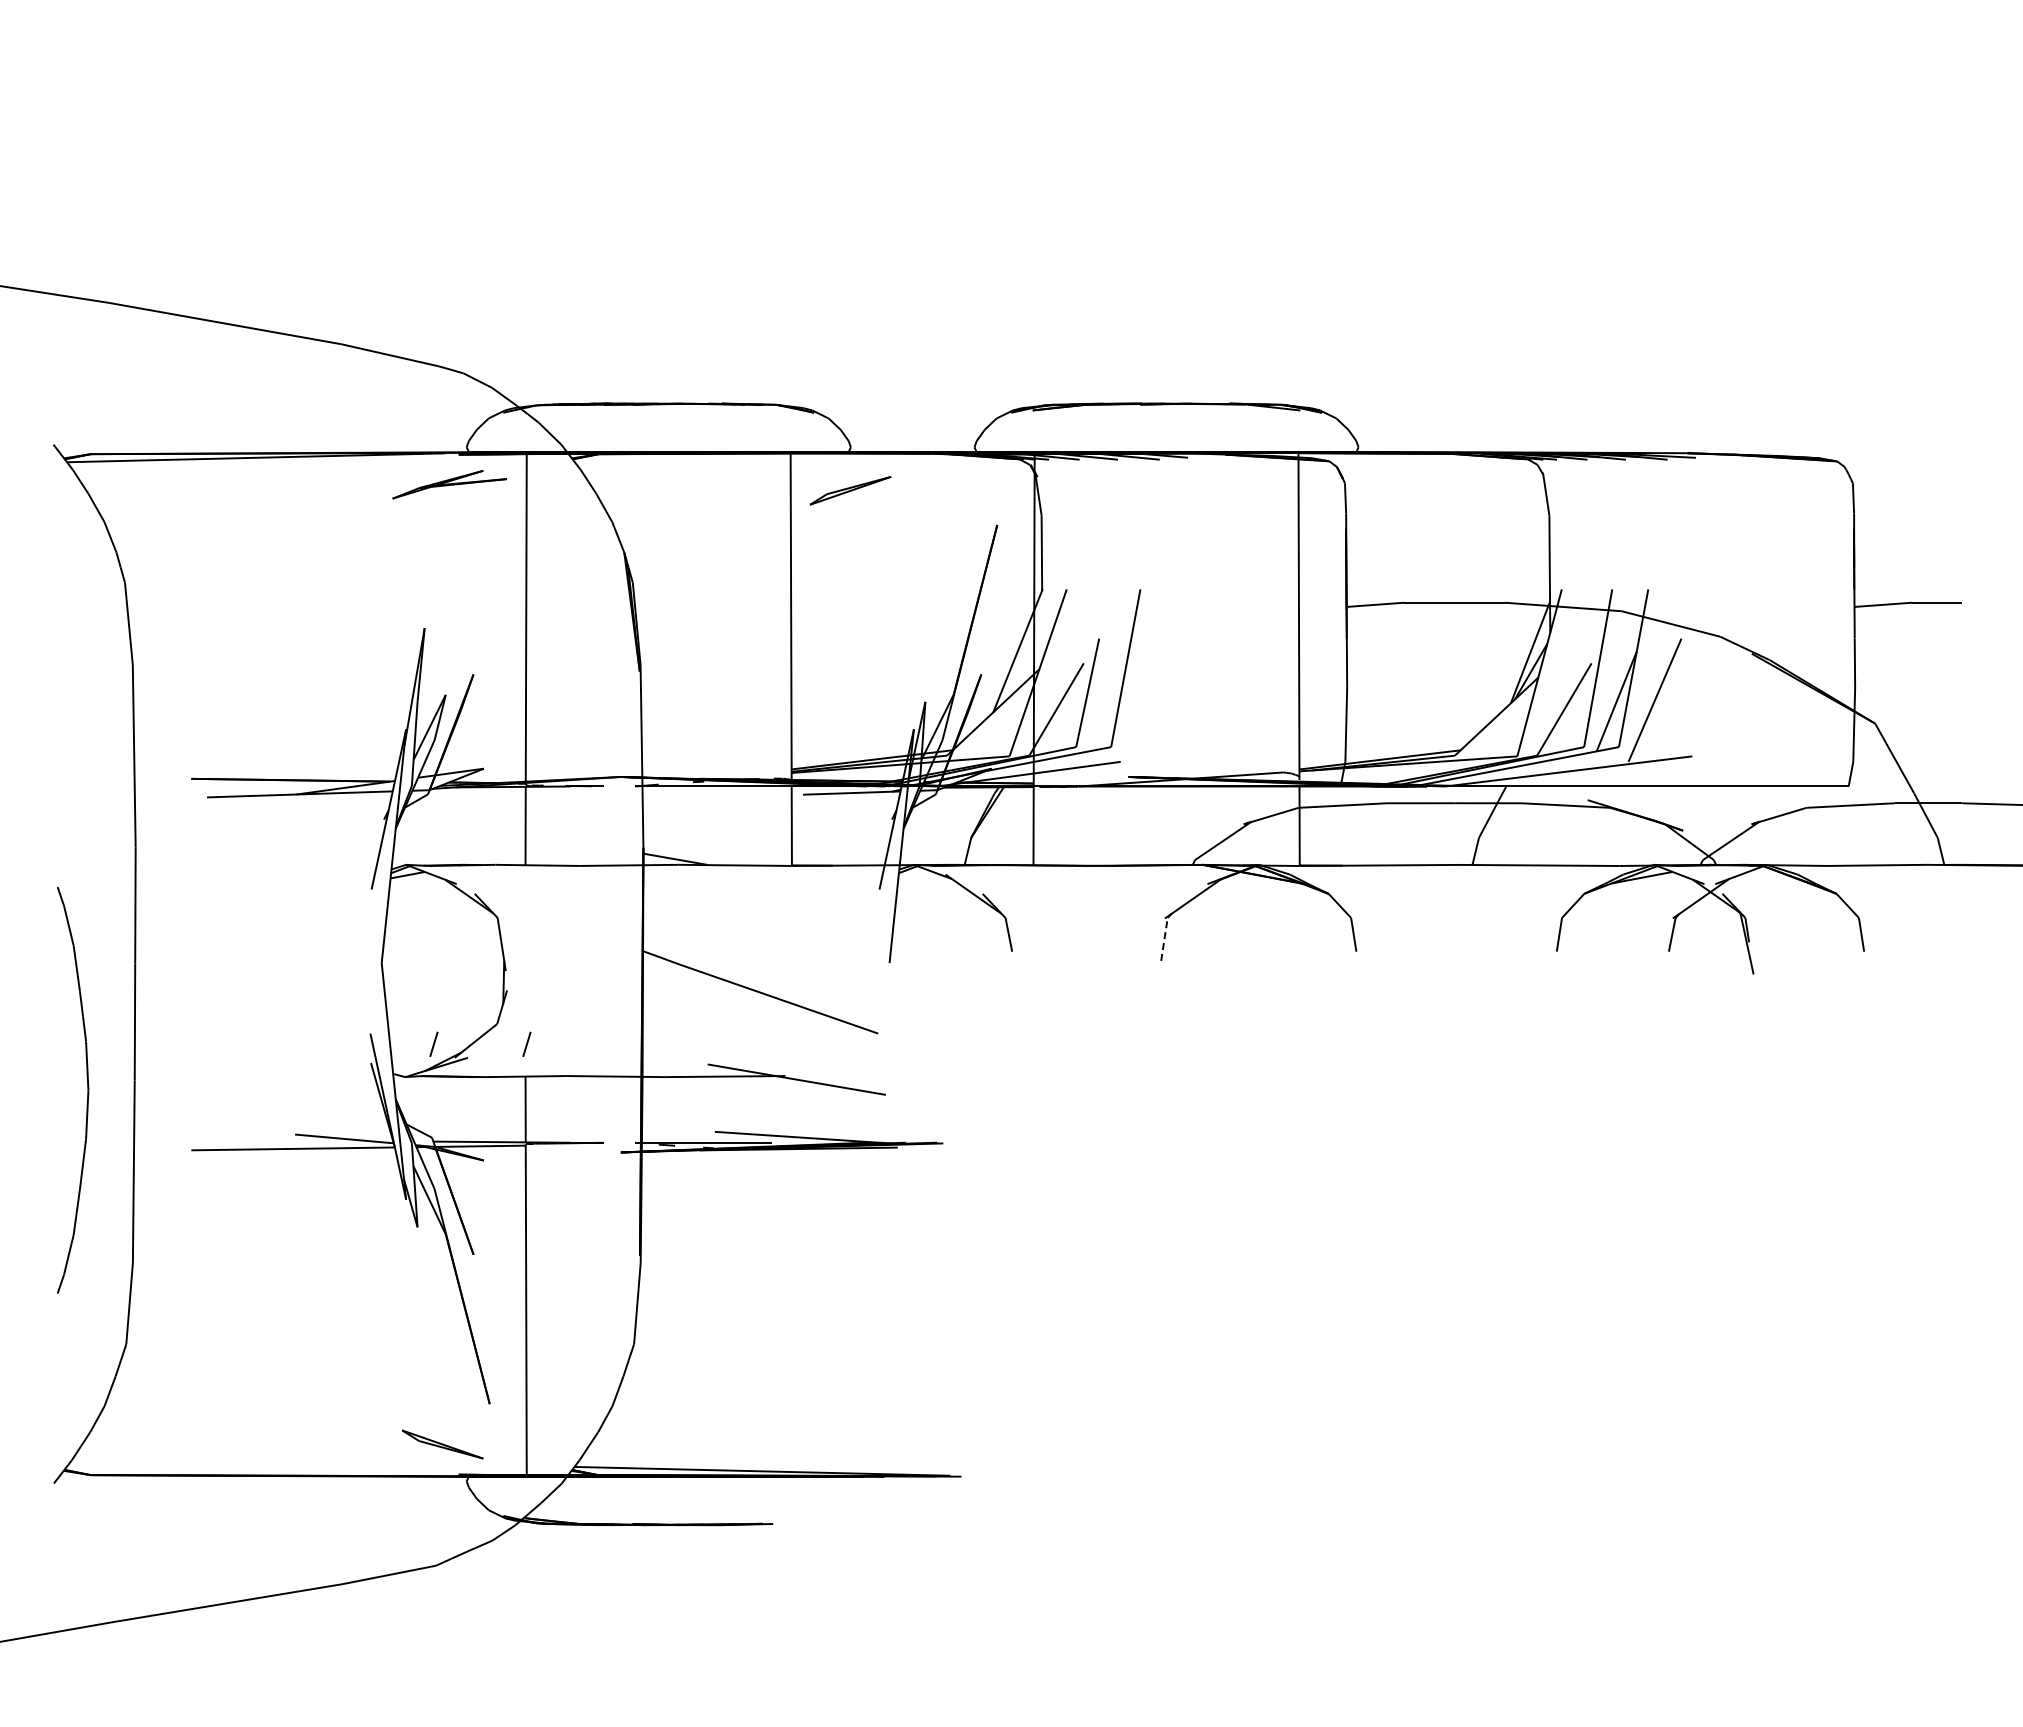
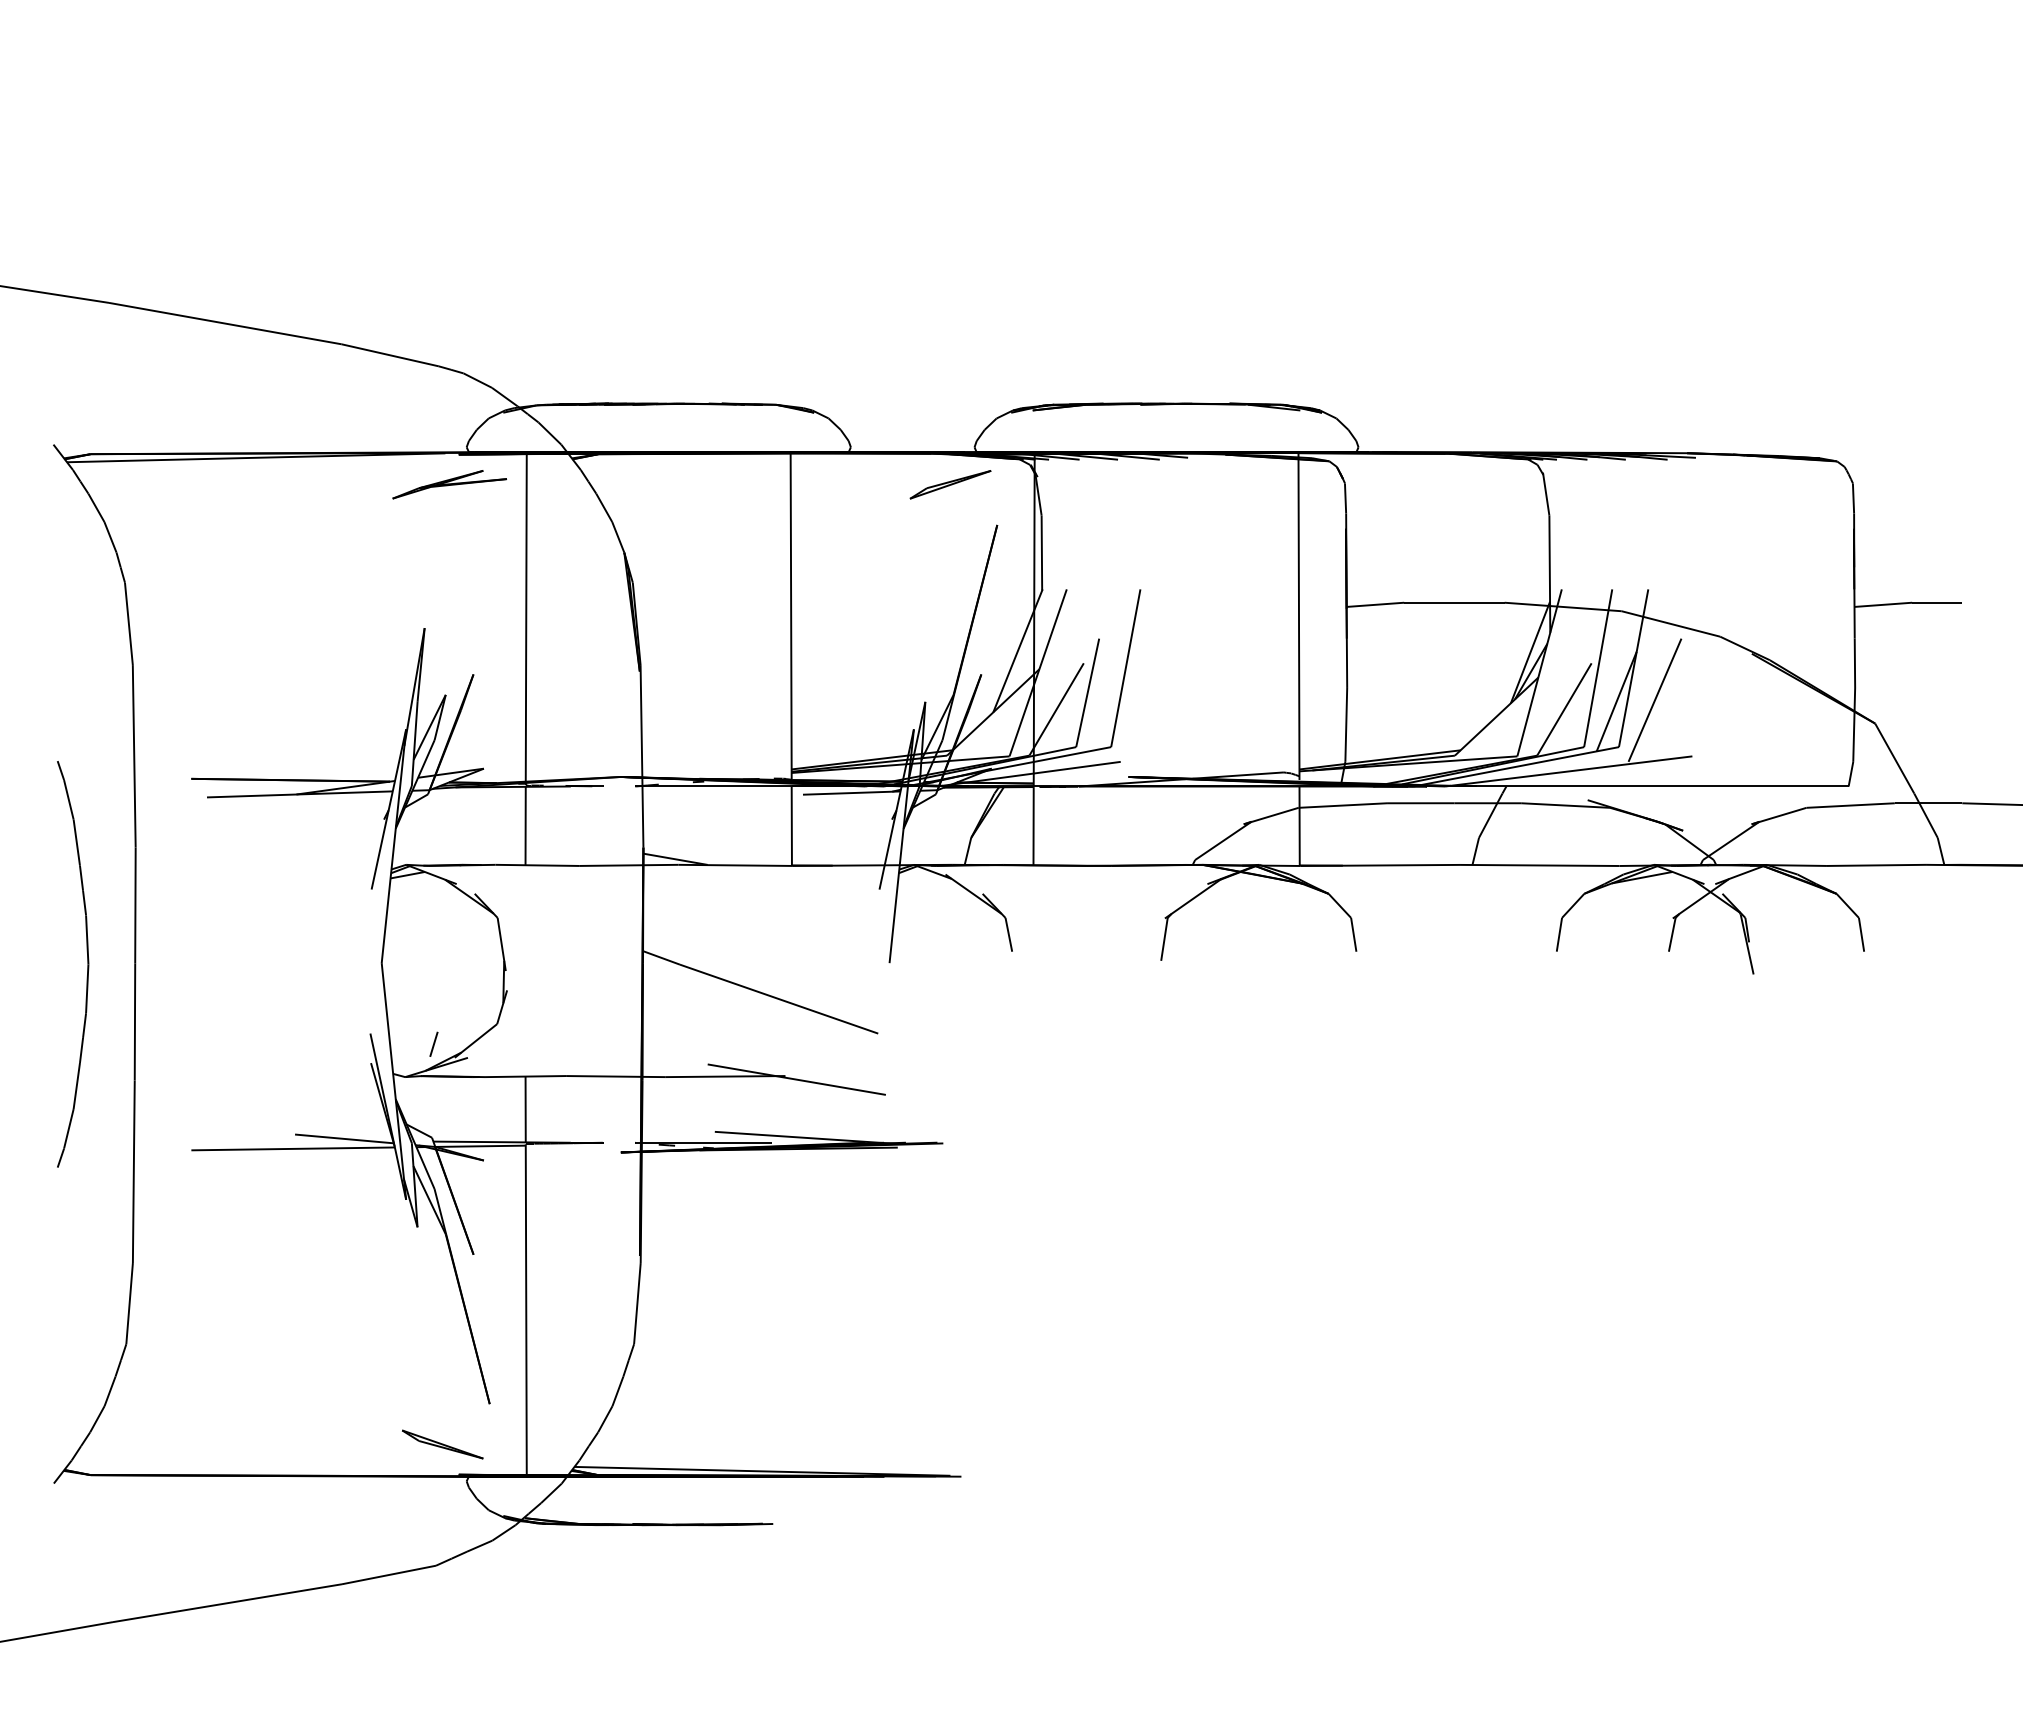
part position: (850, 490) -> (950, 484) (950, 484)
line: dashed -> solid (1164, 939)
line: present -> none (526, 1043)
part position: (87, 1090) -> (87, 964) (87, 964)
